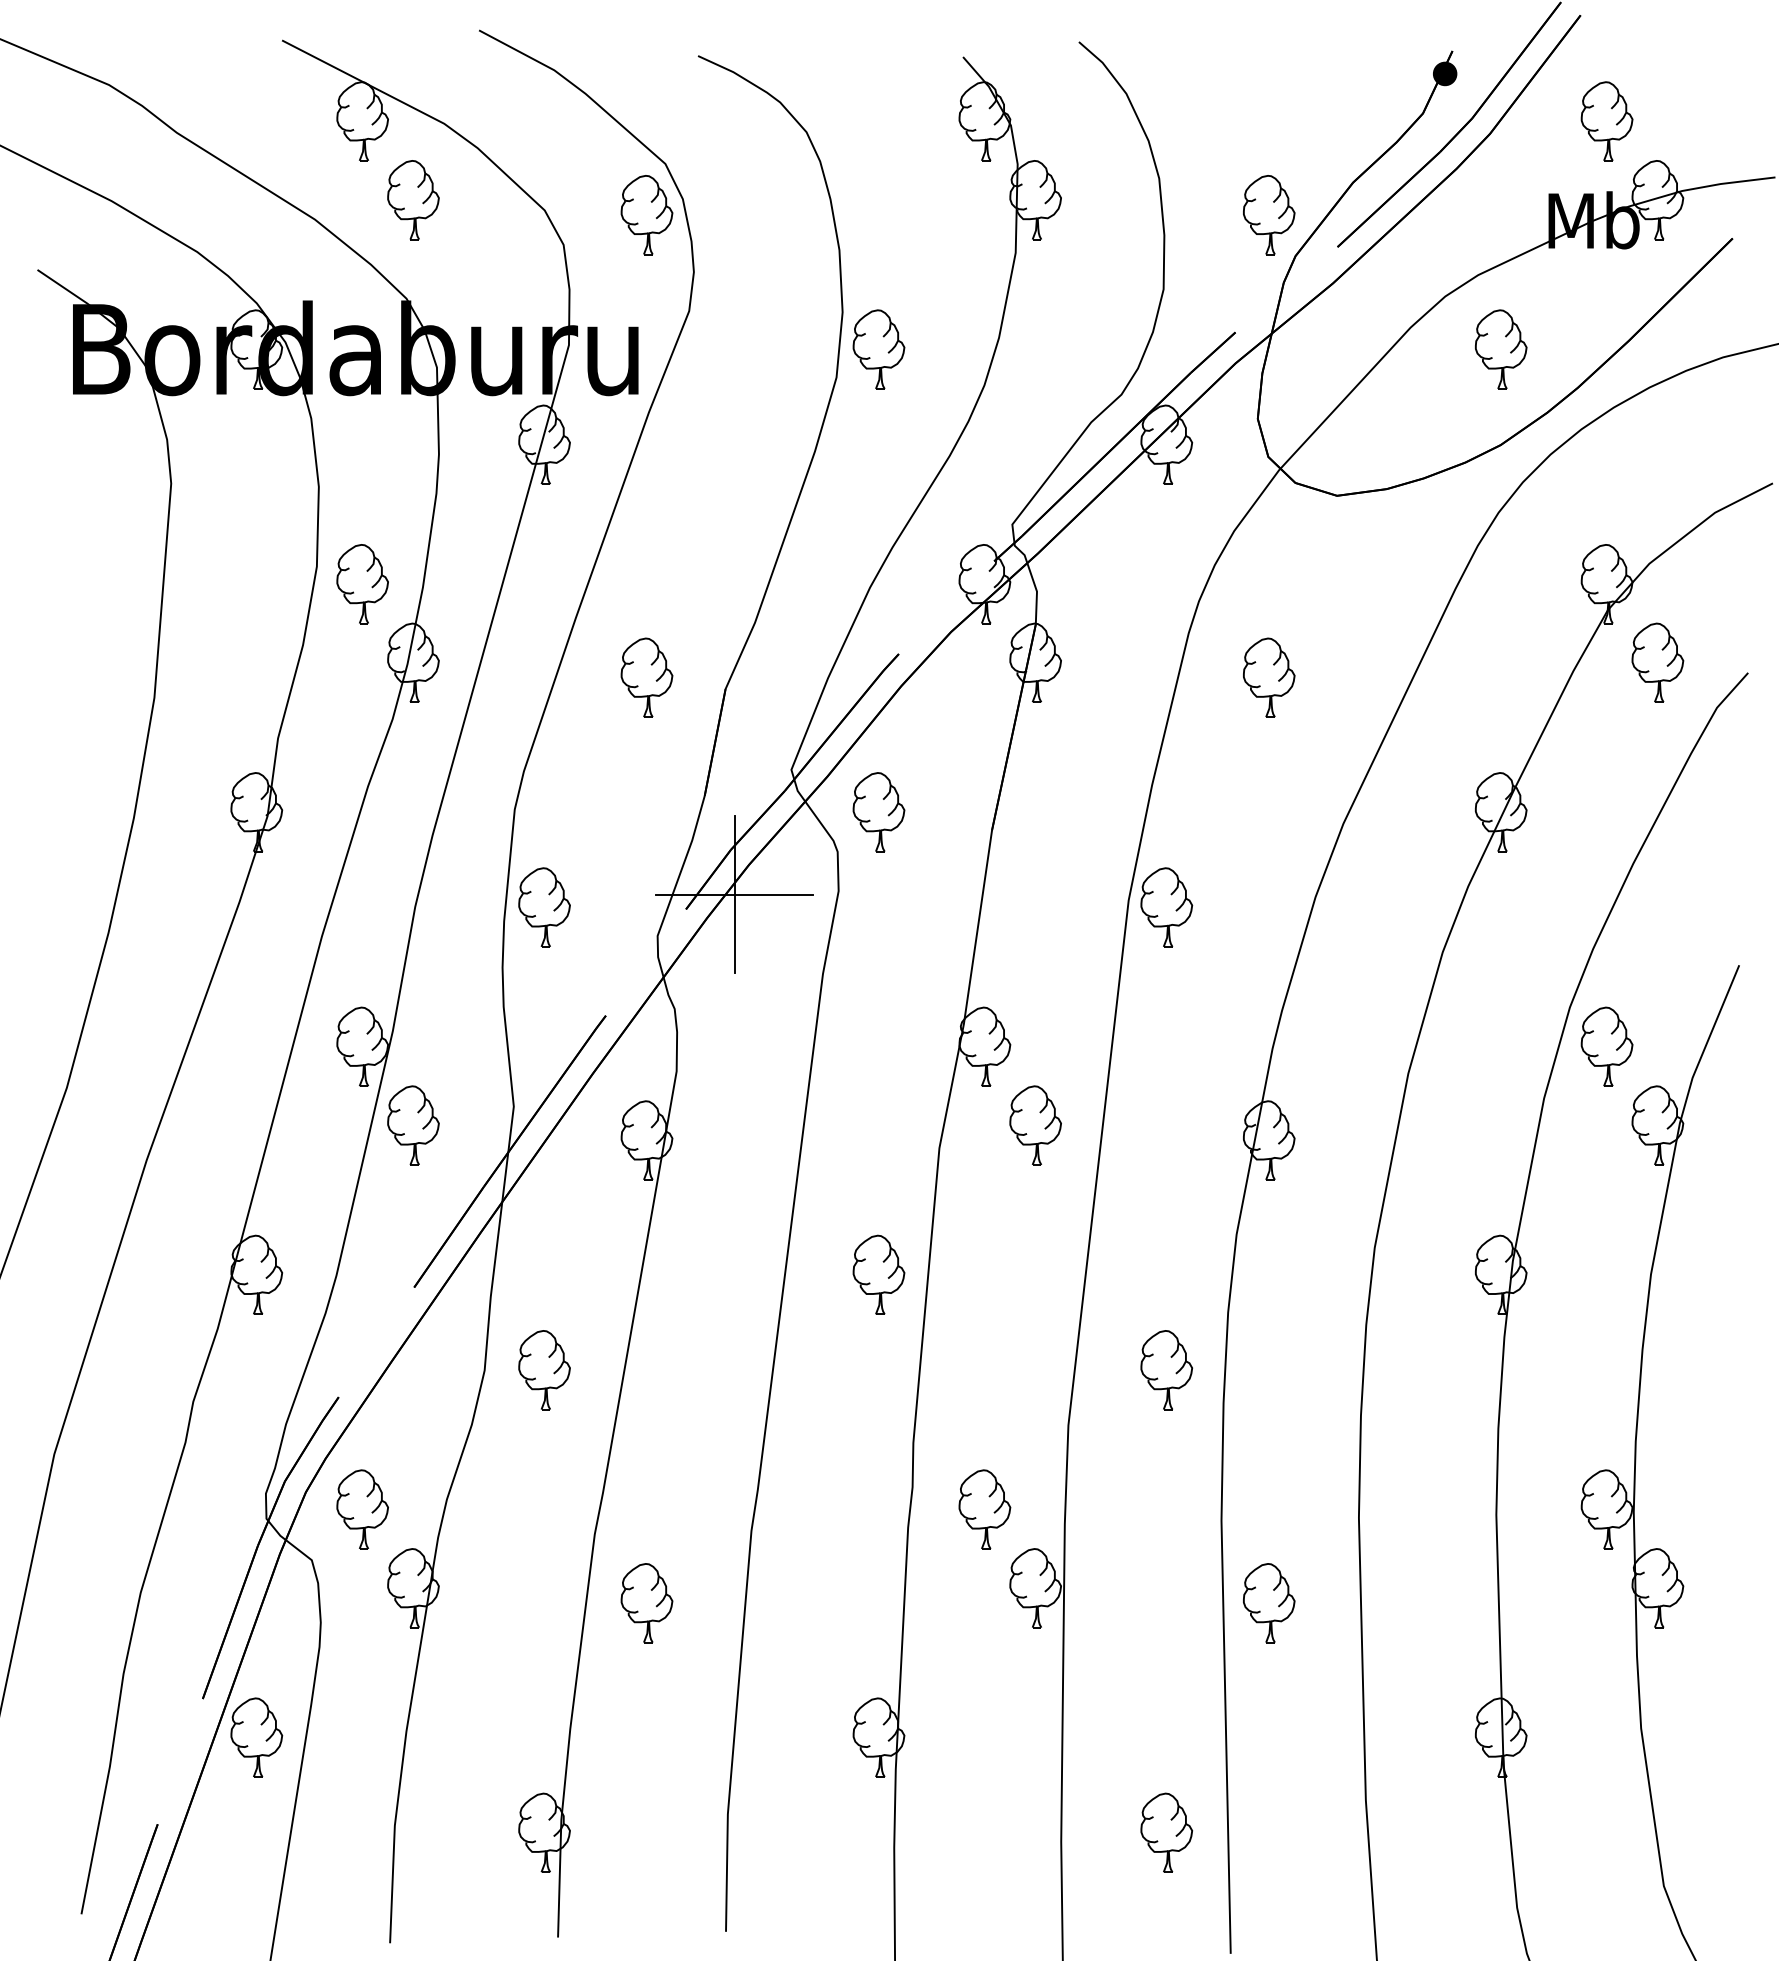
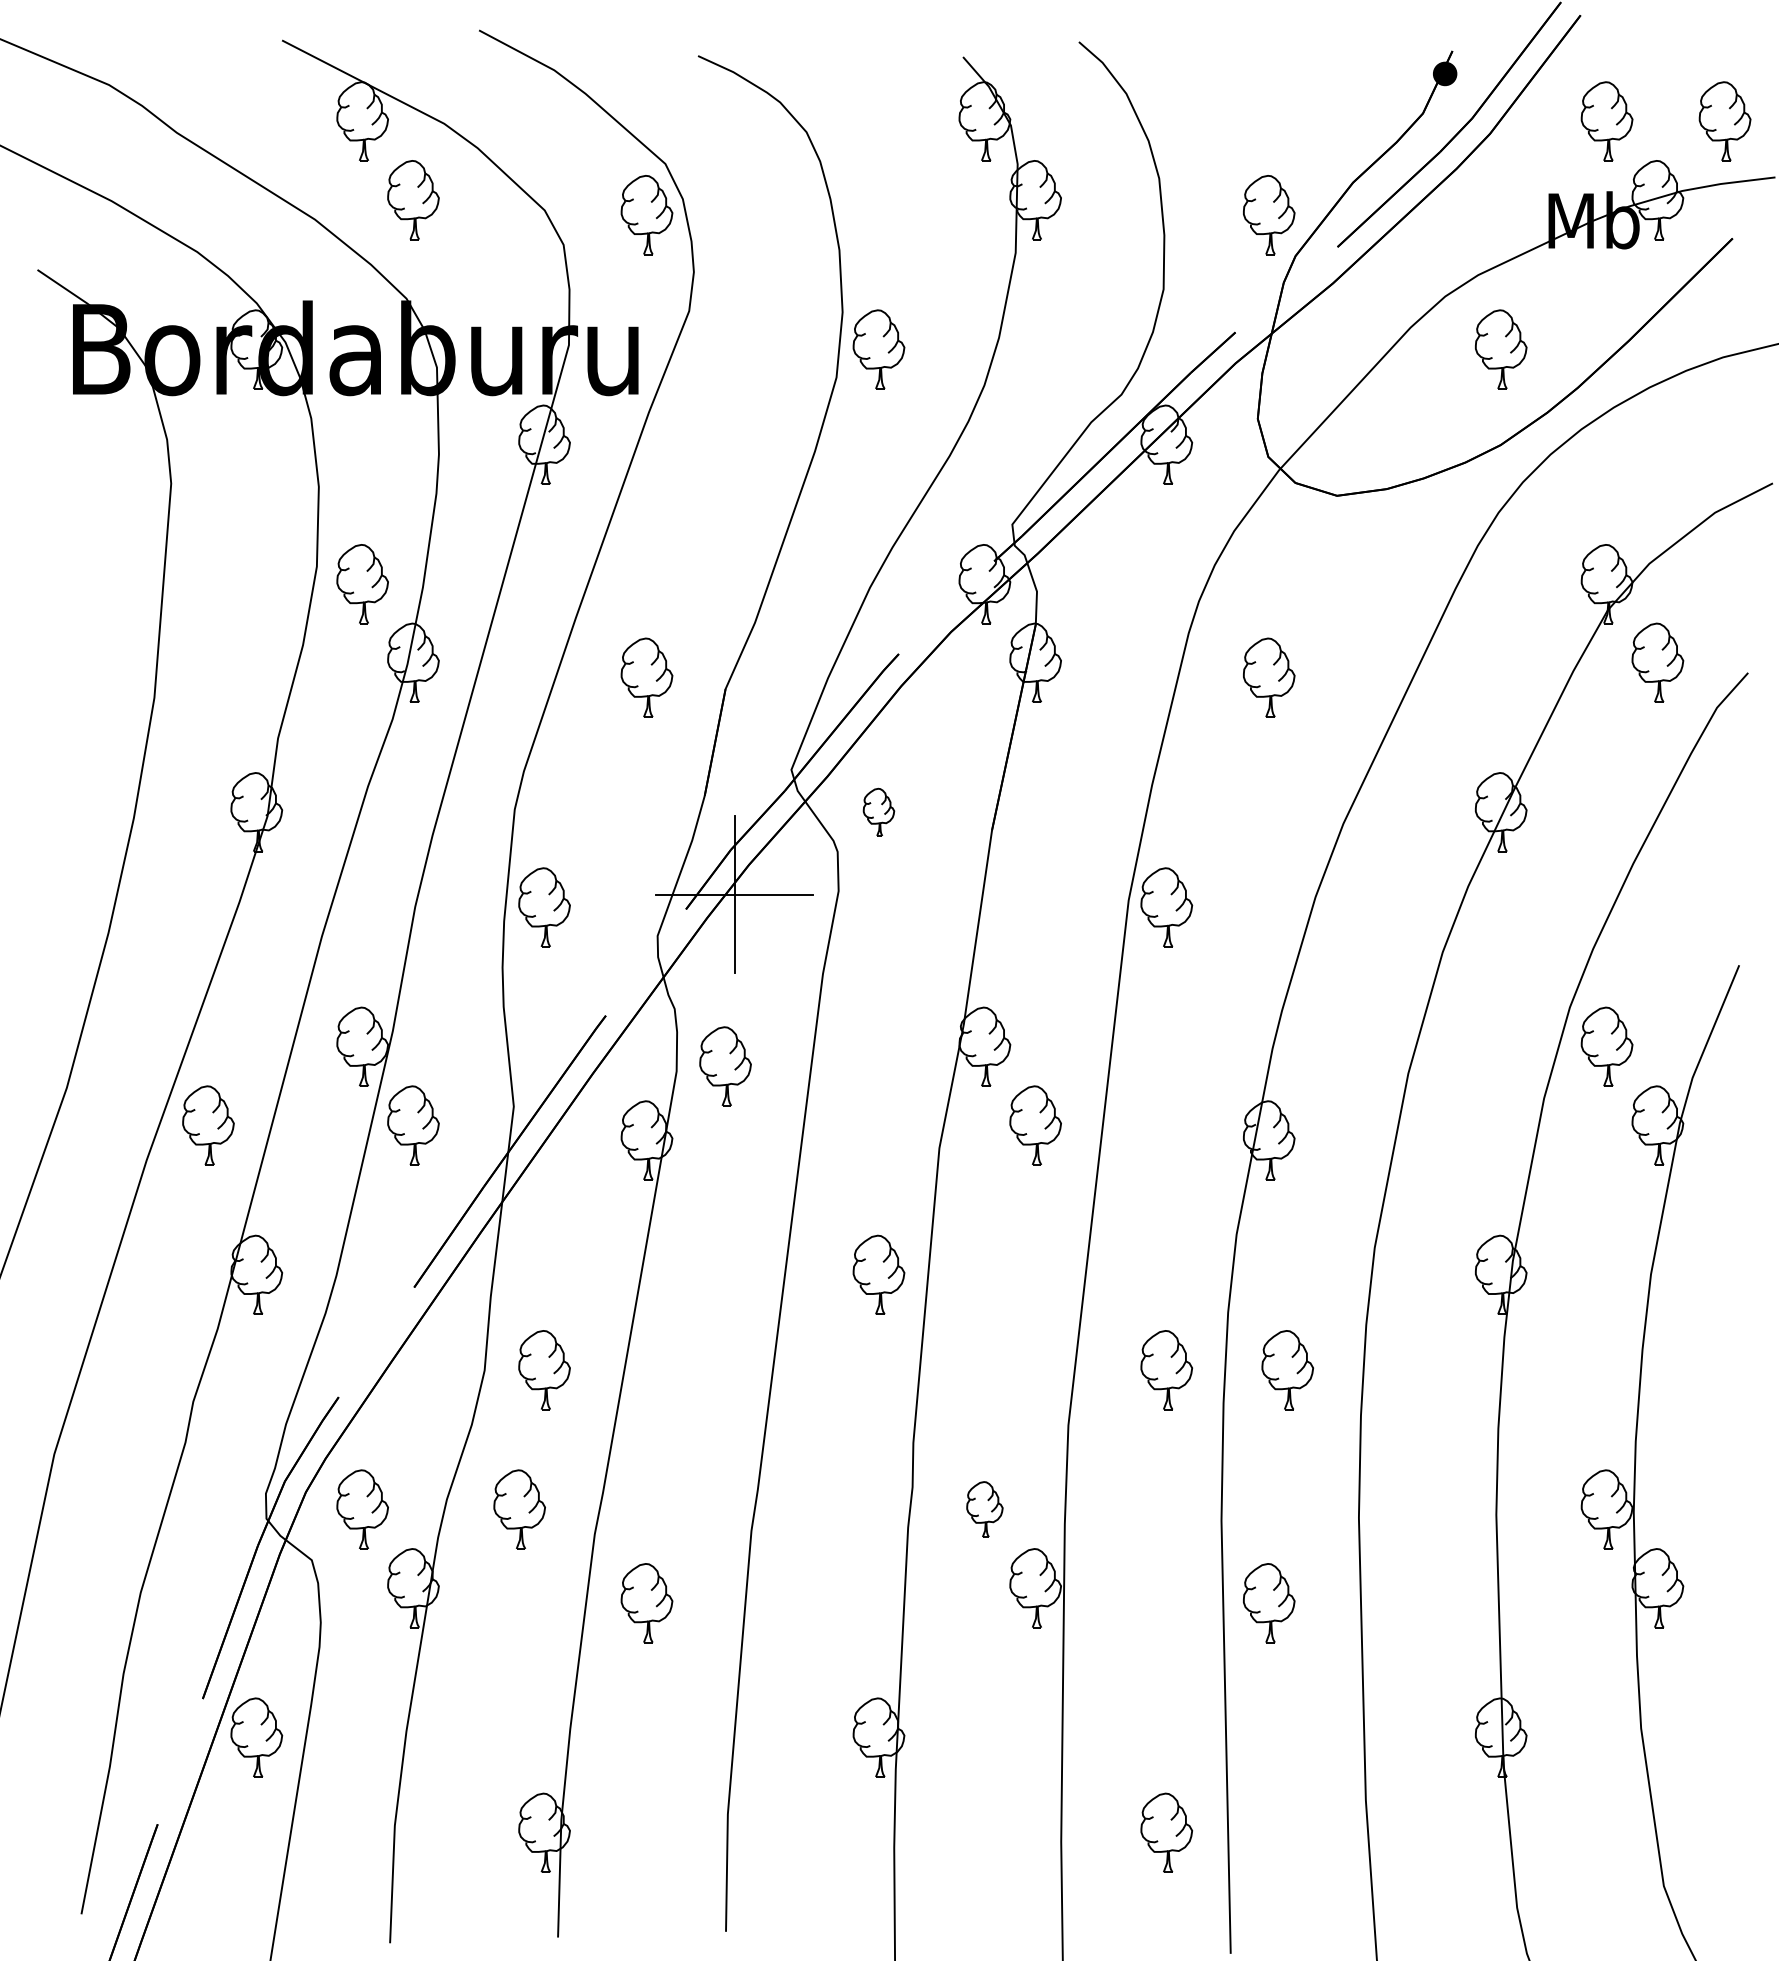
part: none -> present (1724, 121)
part size: 54x81 px -> 34x50 px (878, 811)
part: none -> present (725, 1066)
part: none -> present (208, 1125)
part: none -> present (1287, 1370)
part: none -> present (519, 1509)
part size: 54x81 px -> 38x57 px (984, 1509)
